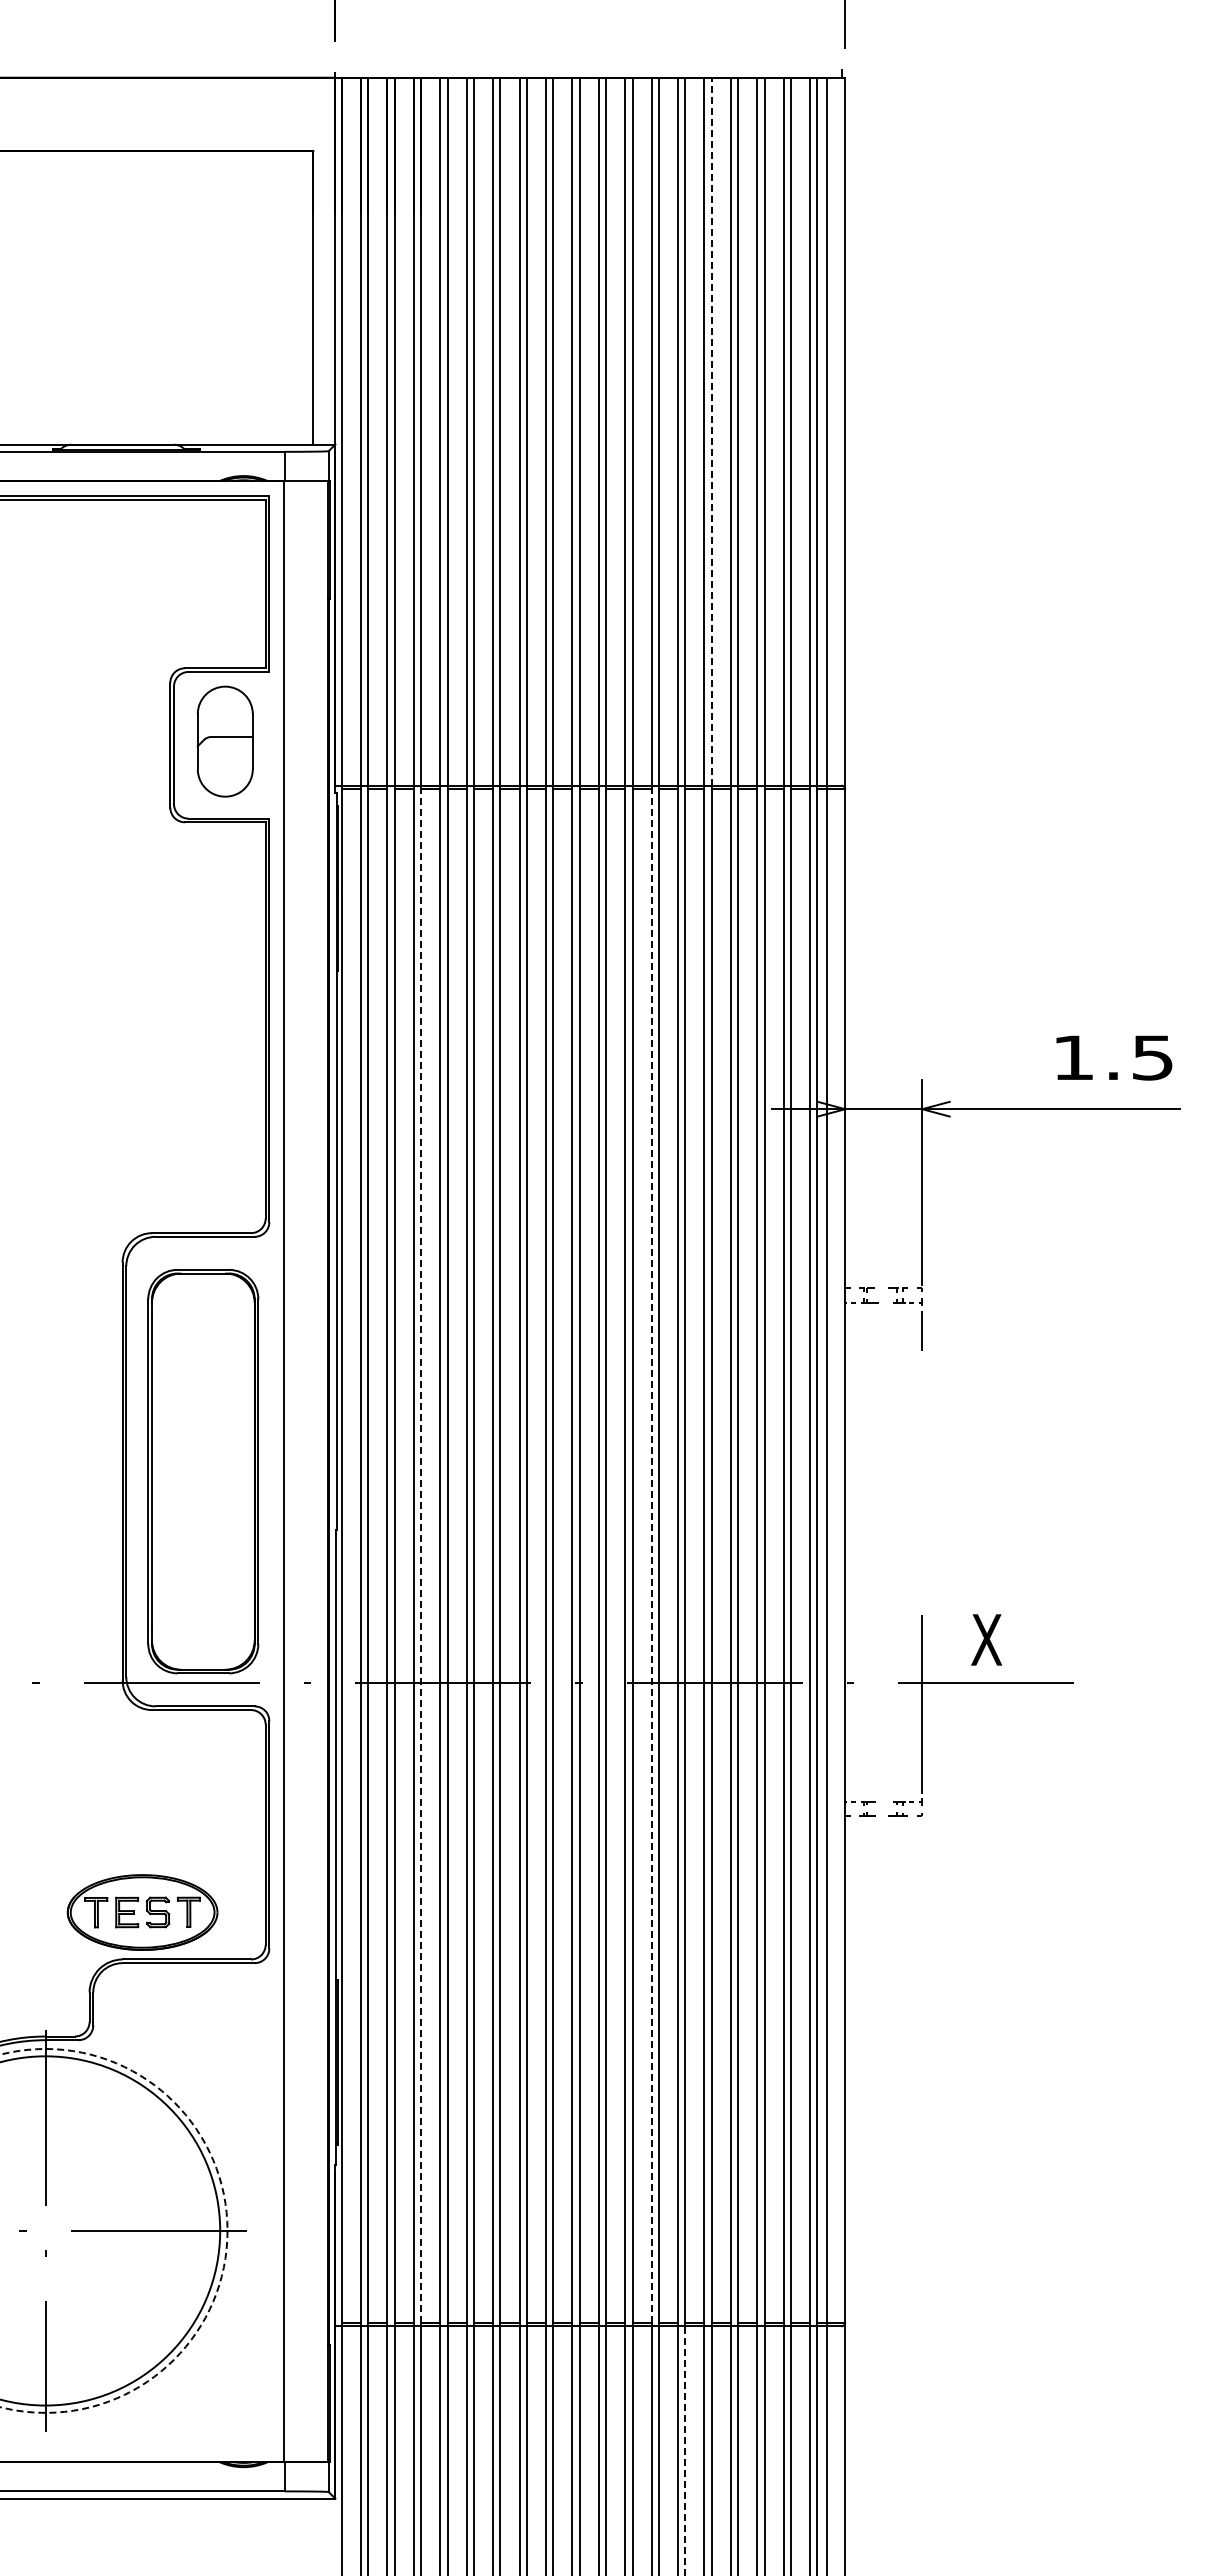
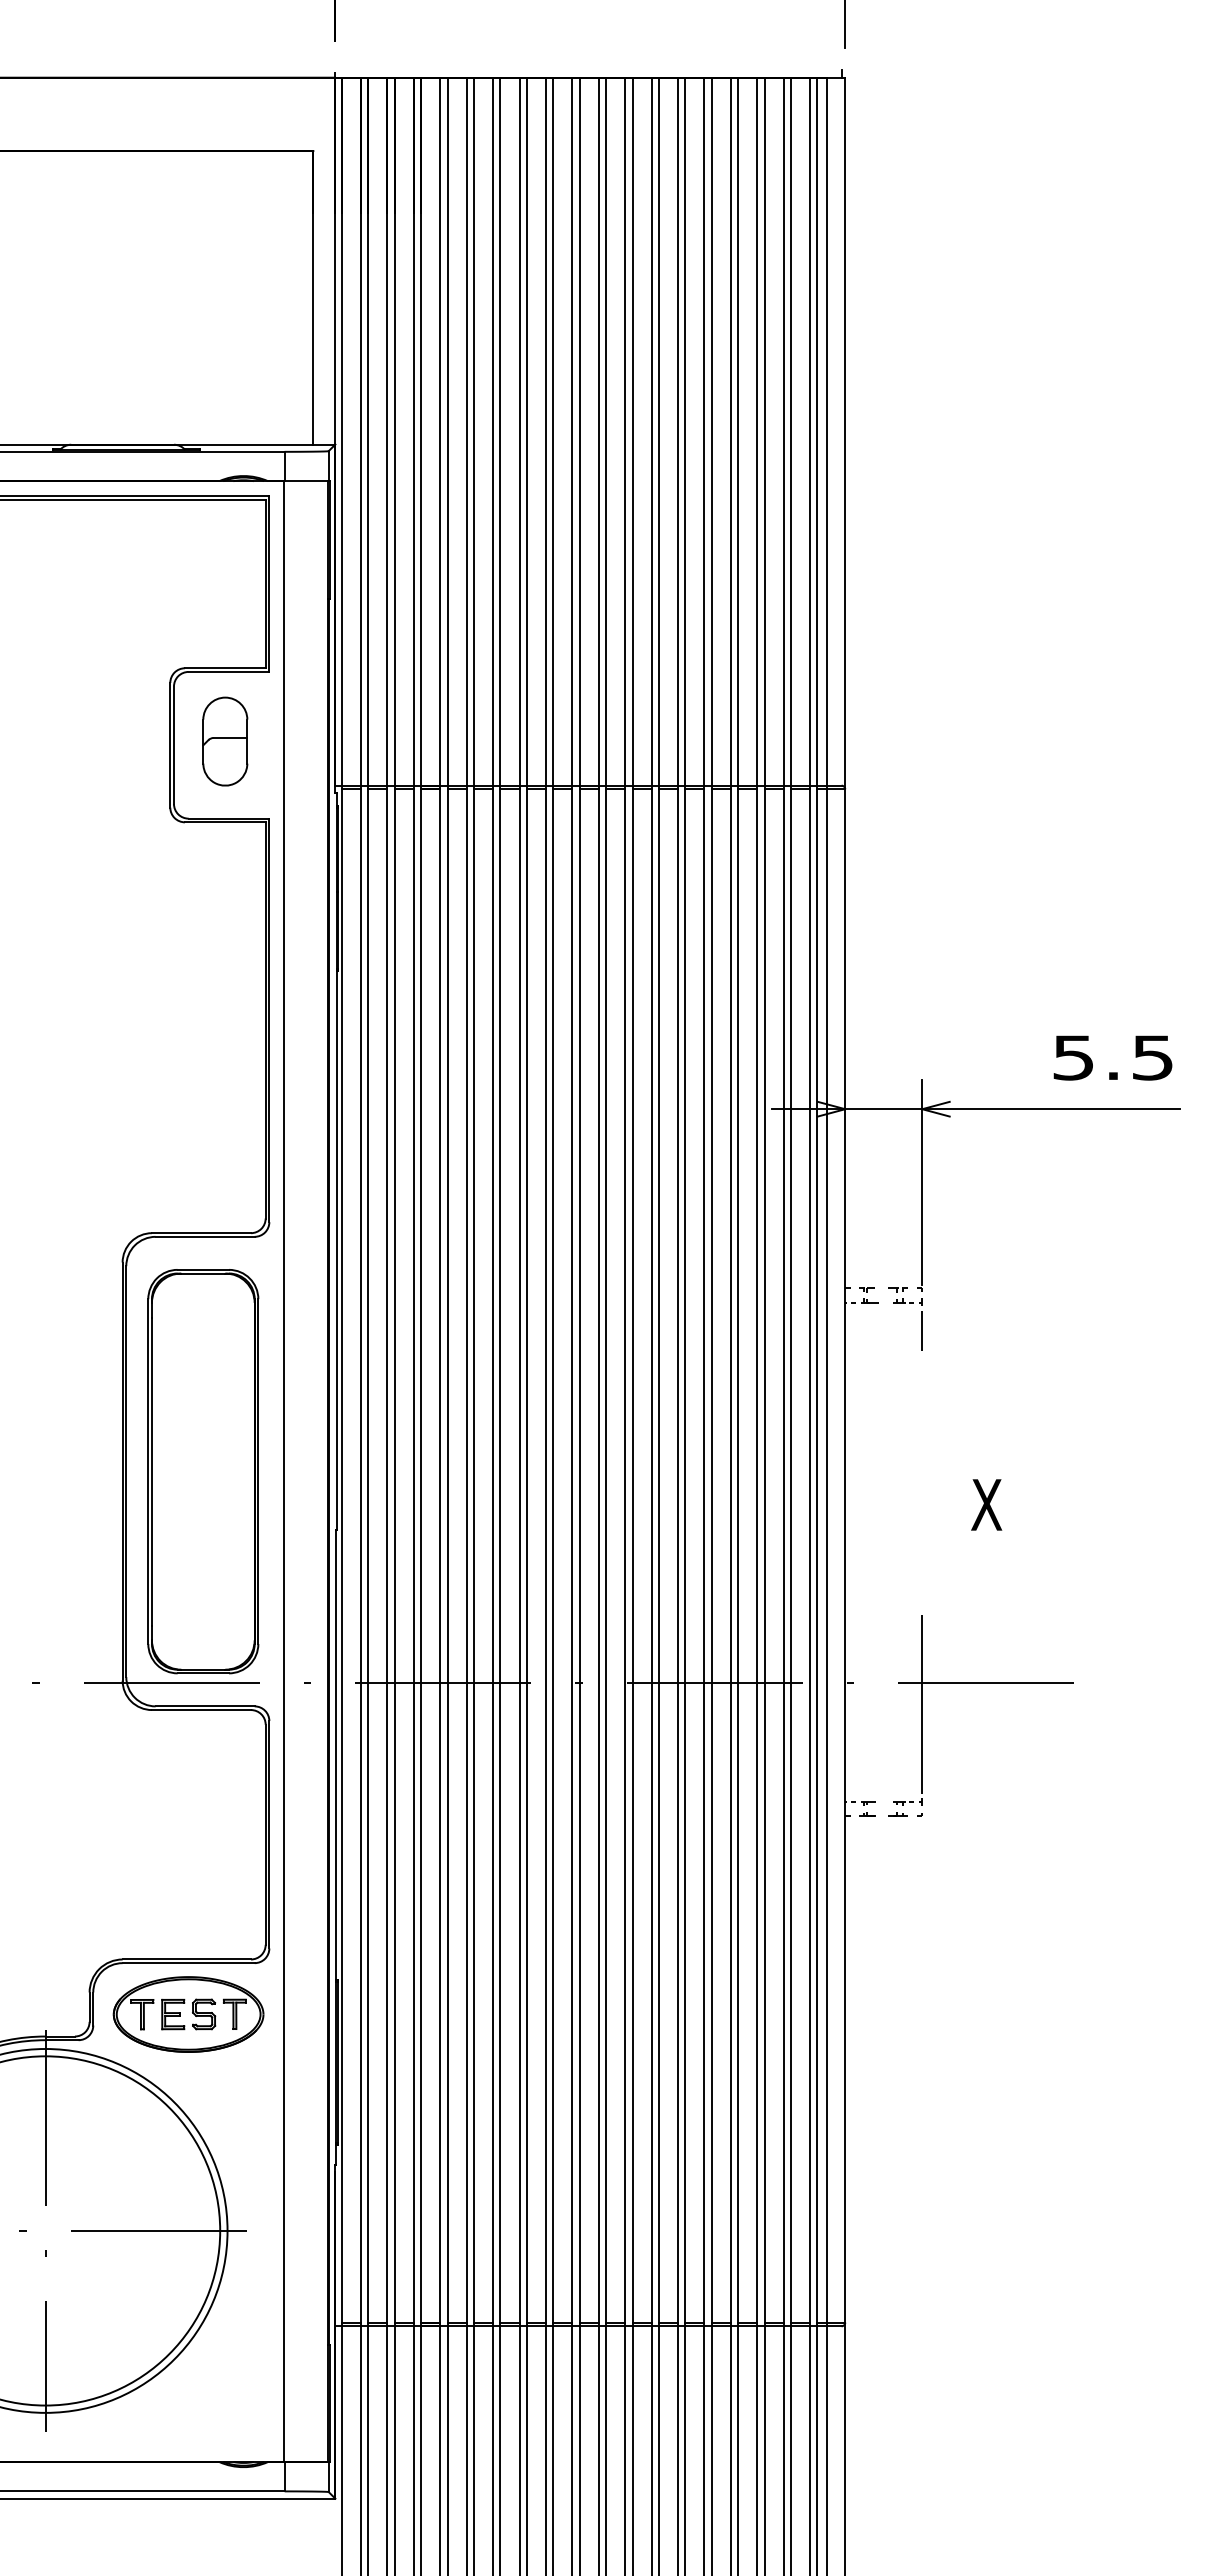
line: dashed -> solid (711, 431)
part size: 58x113 px -> 47x91 px (225, 741)
text: 1.5 -> 5.5 (1072, 1057)
line: dashed -> solid (421, 1555)
line: dashed -> solid (651, 1555)
text position: (986, 1639) -> (986, 1504) (986, 1504)
part position: (142, 1912) -> (188, 2014) (188, 2014)
circle: dashed -> solid (113, 2230)
line: dashed -> solid (685, 2451)
